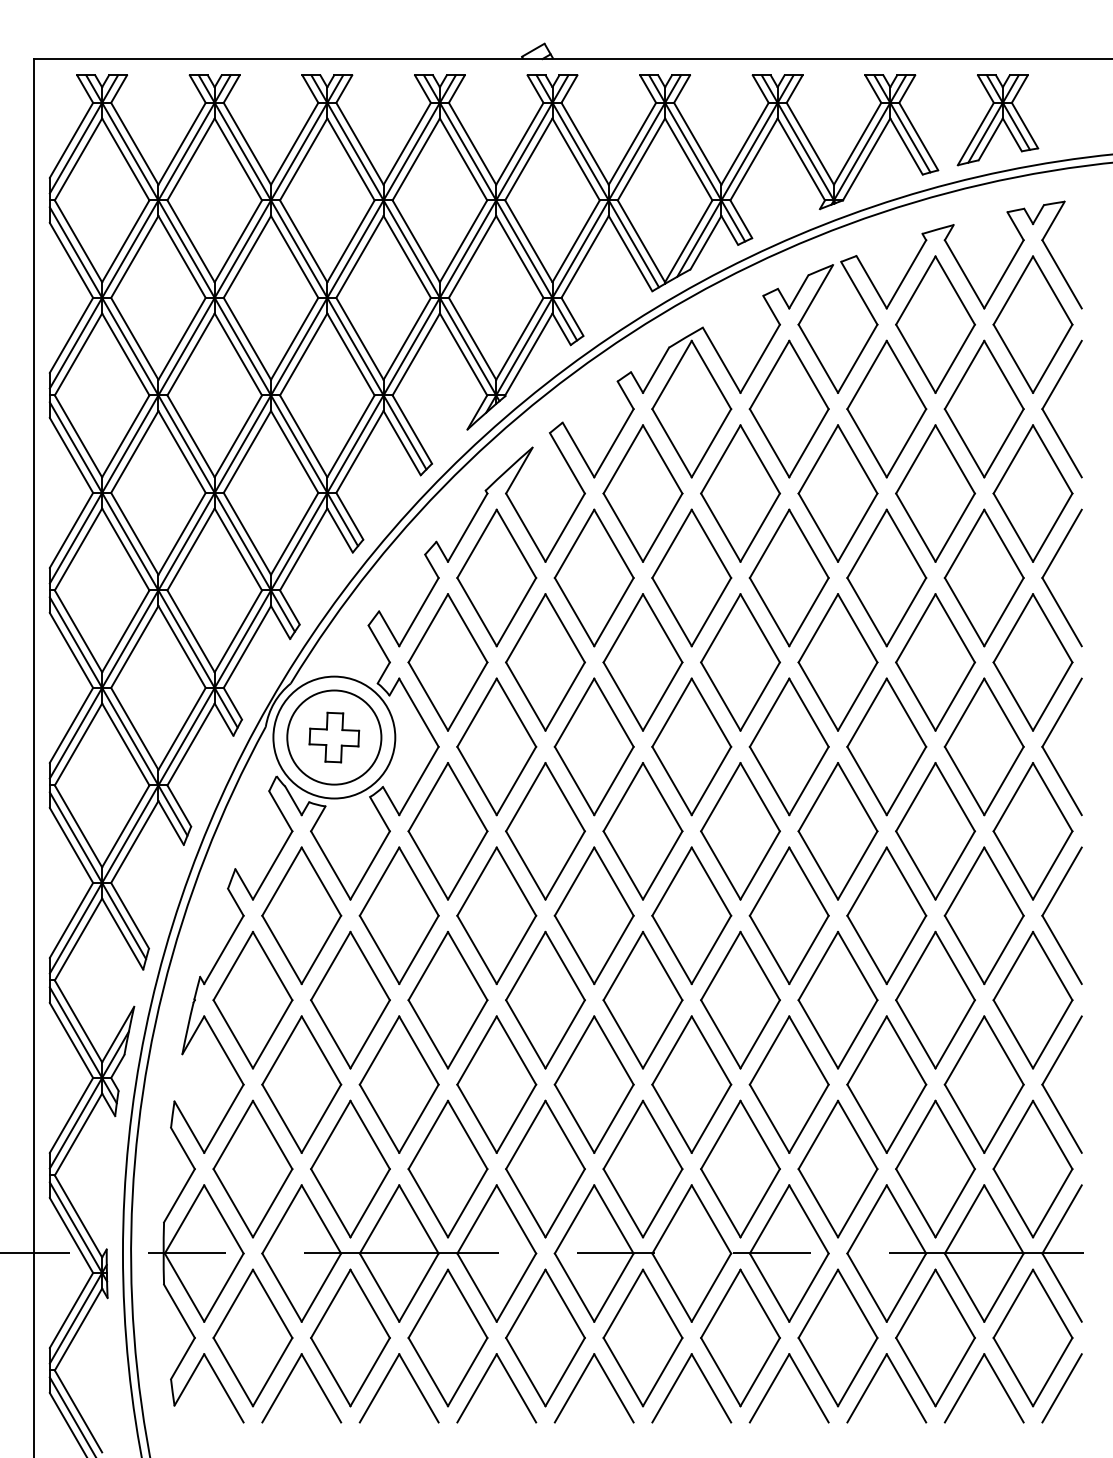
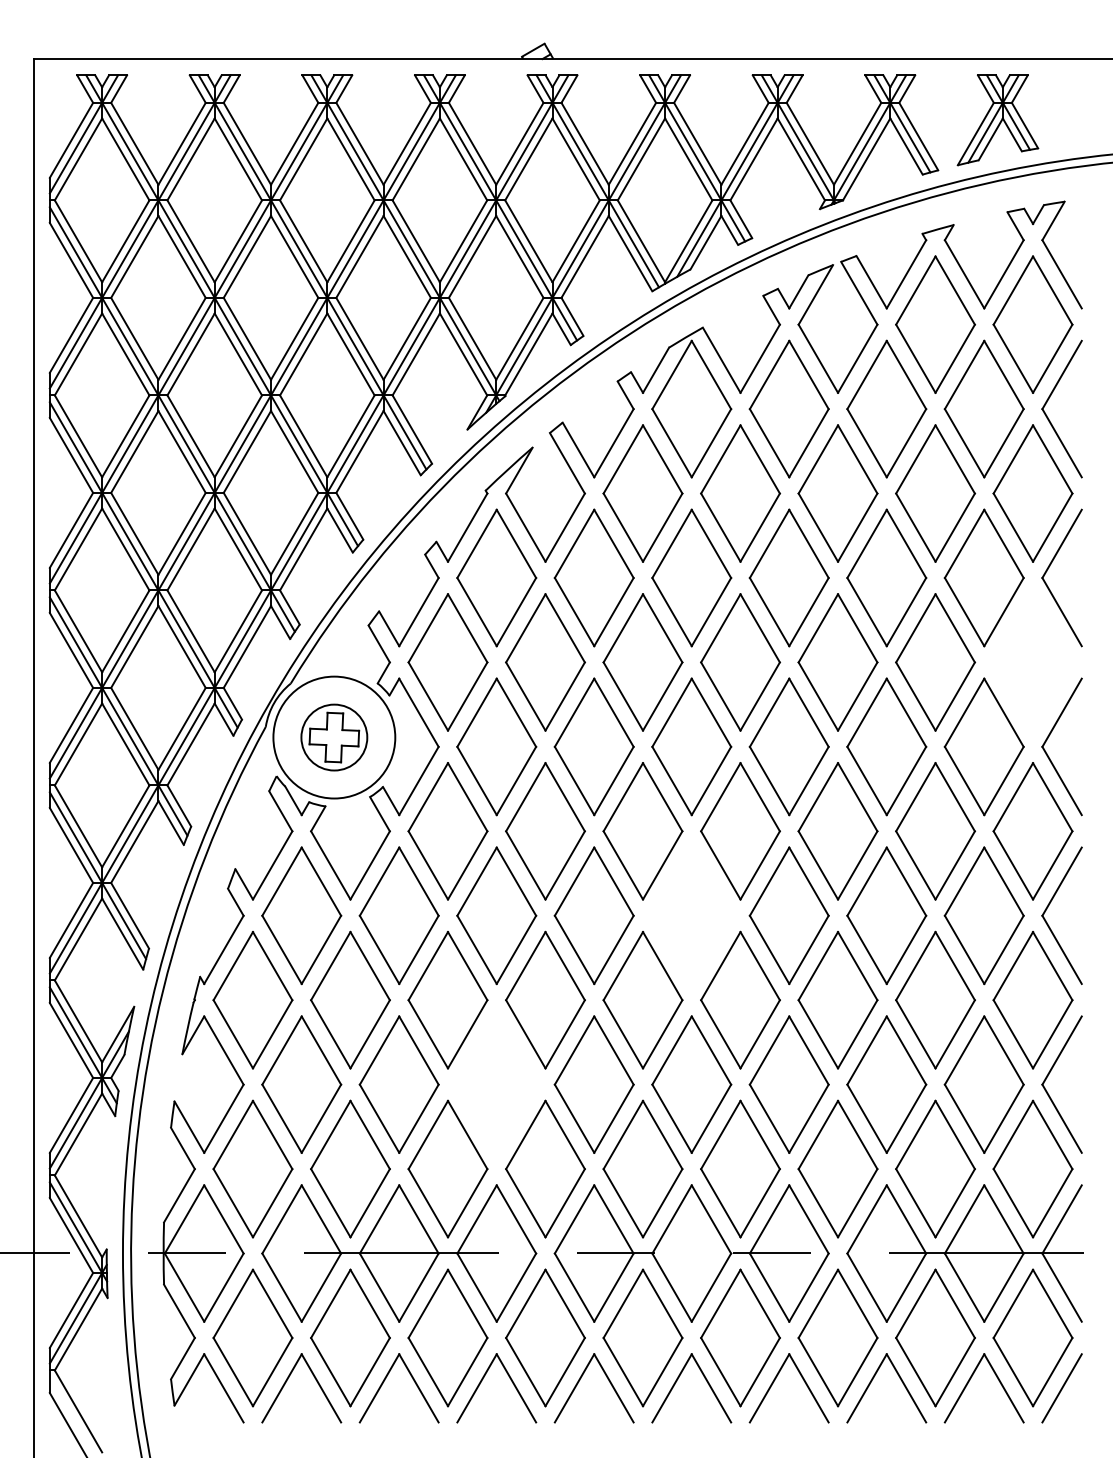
part: present -> none (1032, 662)
circle diameter: 94 px -> 66 px (334, 737)
part: present -> none (691, 915)
part: present -> none (496, 1084)
line: present -> none (71, 1415)
